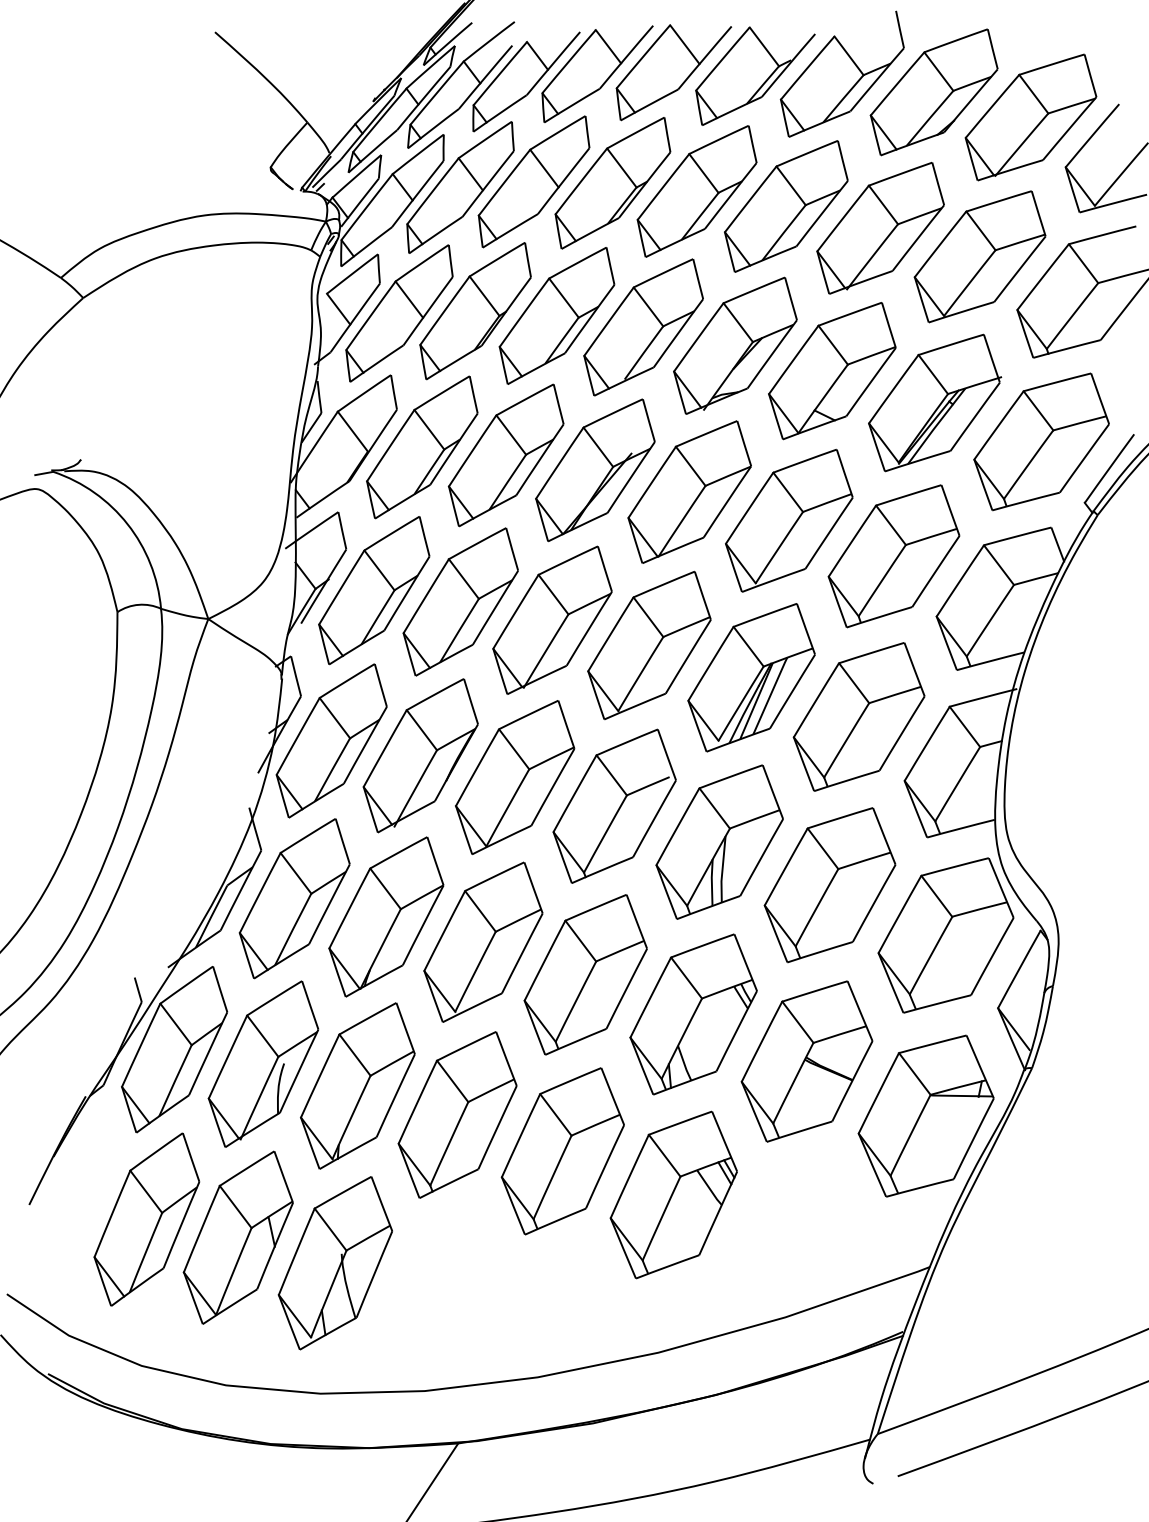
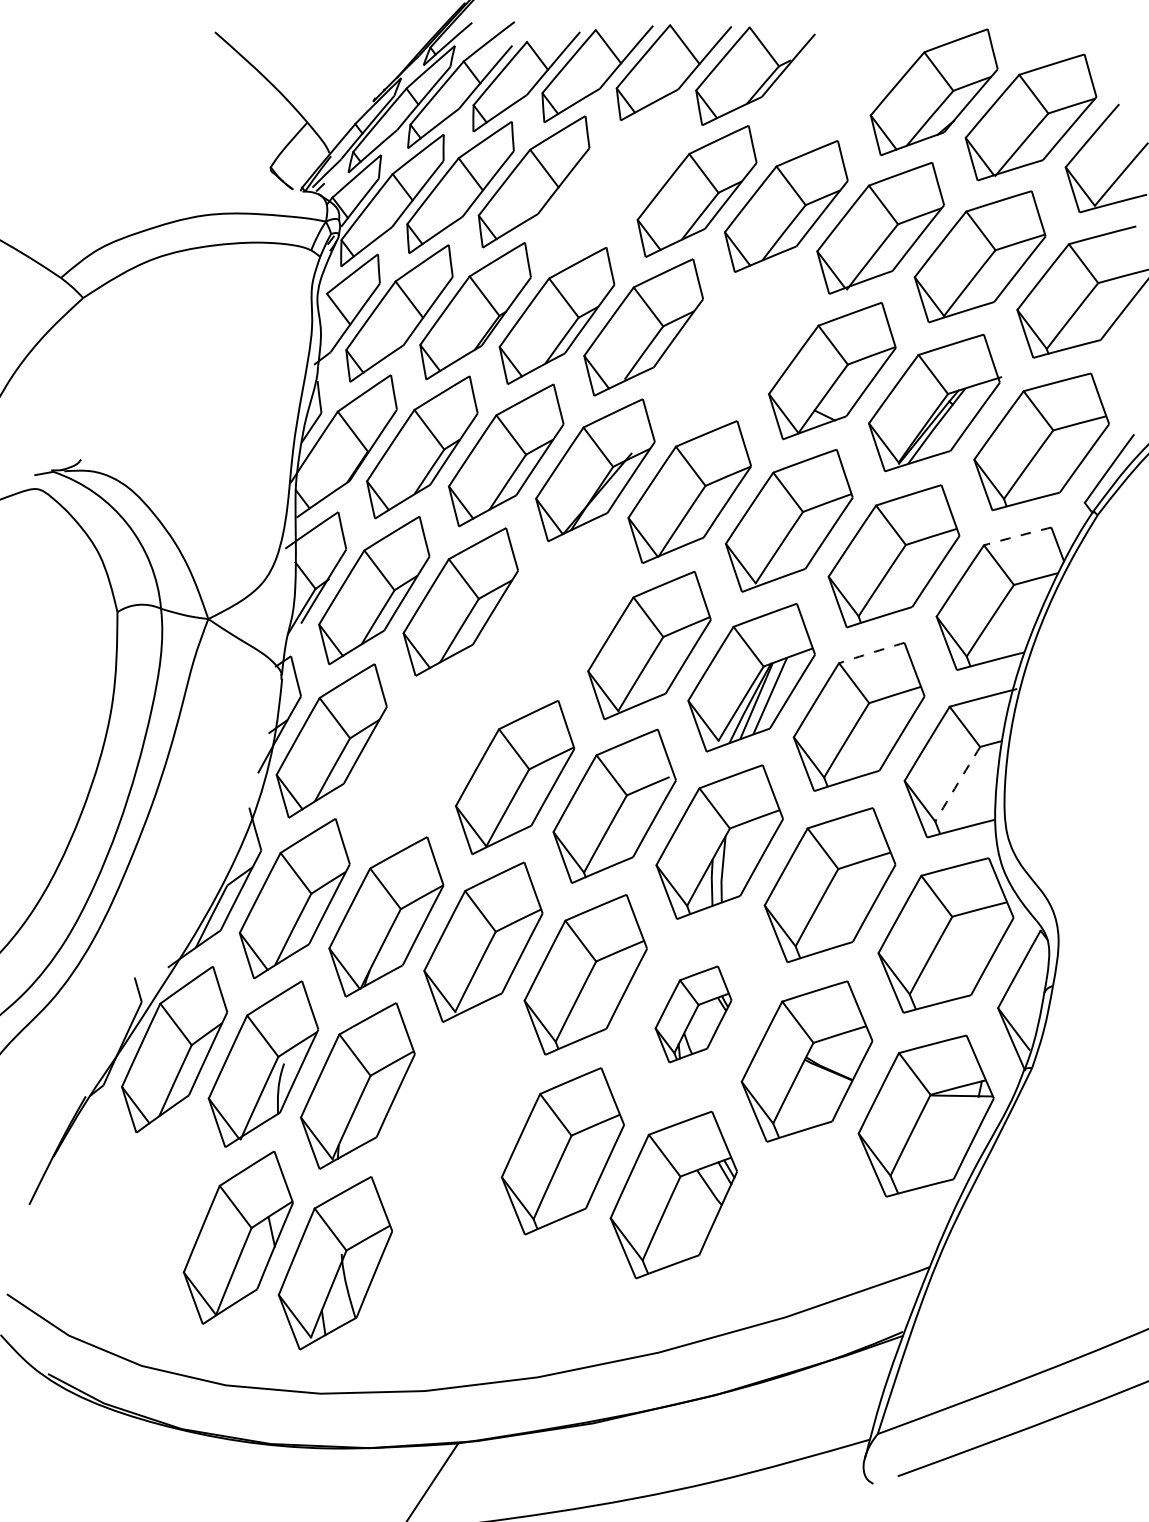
part: present -> none (841, 73)
part: present -> none (612, 183)
part: present -> none (735, 345)
arc: solid -> dashed (1017, 536)
part: present -> none (552, 619)
arc: solid -> dashed (871, 652)
part: present -> none (420, 755)
arc: solid -> dashed (957, 784)
part size: 129x163 px -> 79x99 px (693, 1014)
part: present -> none (457, 1114)
part: present -> none (146, 1219)
